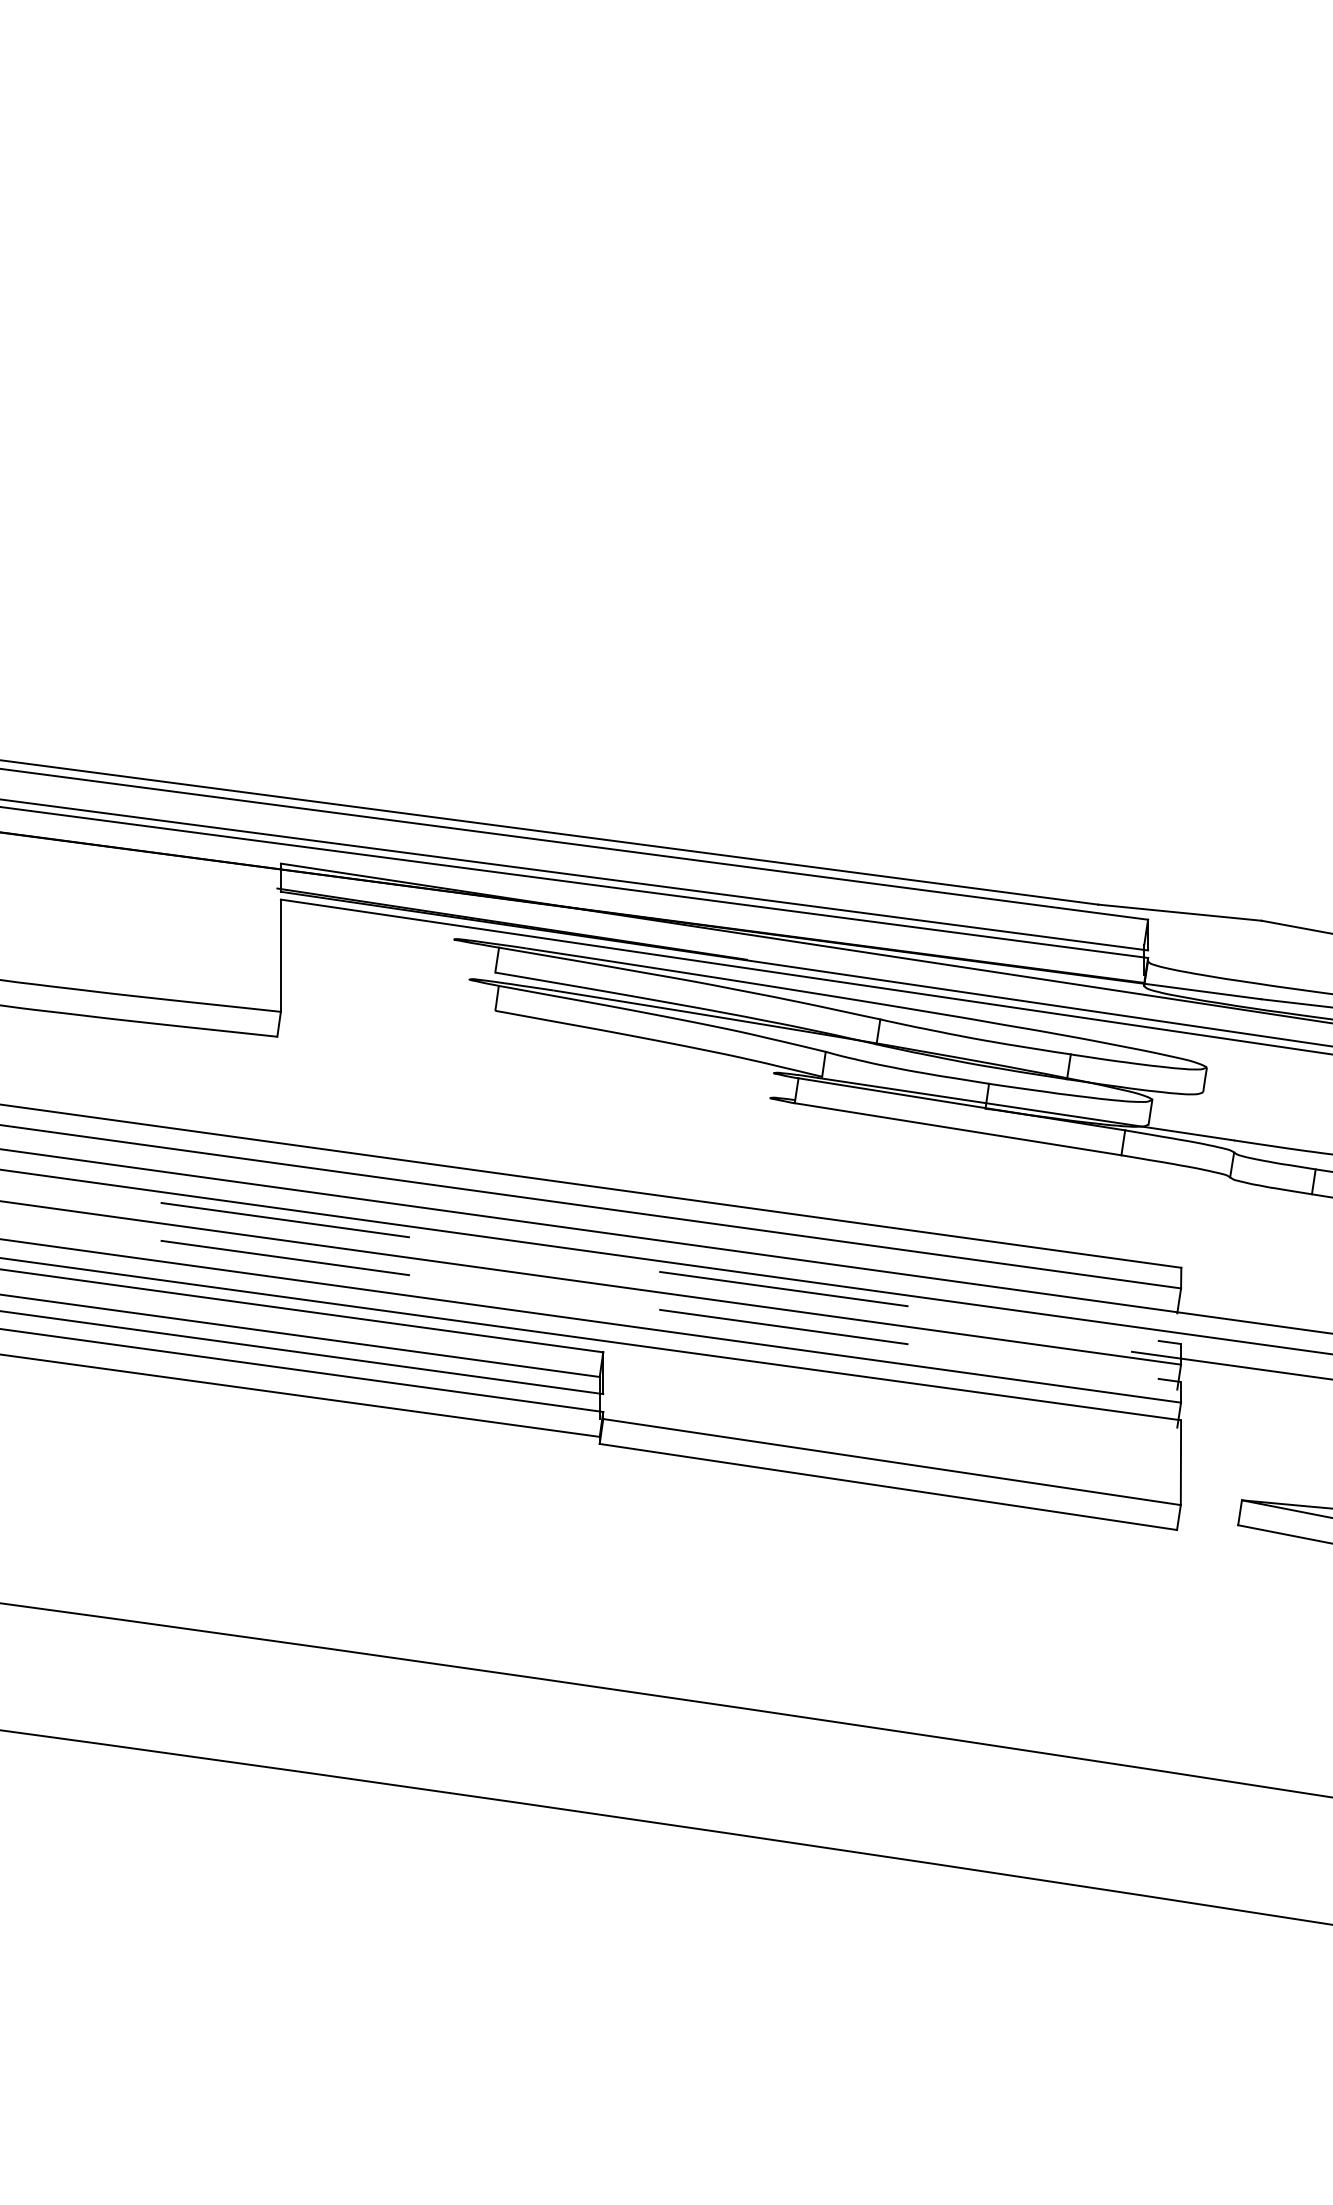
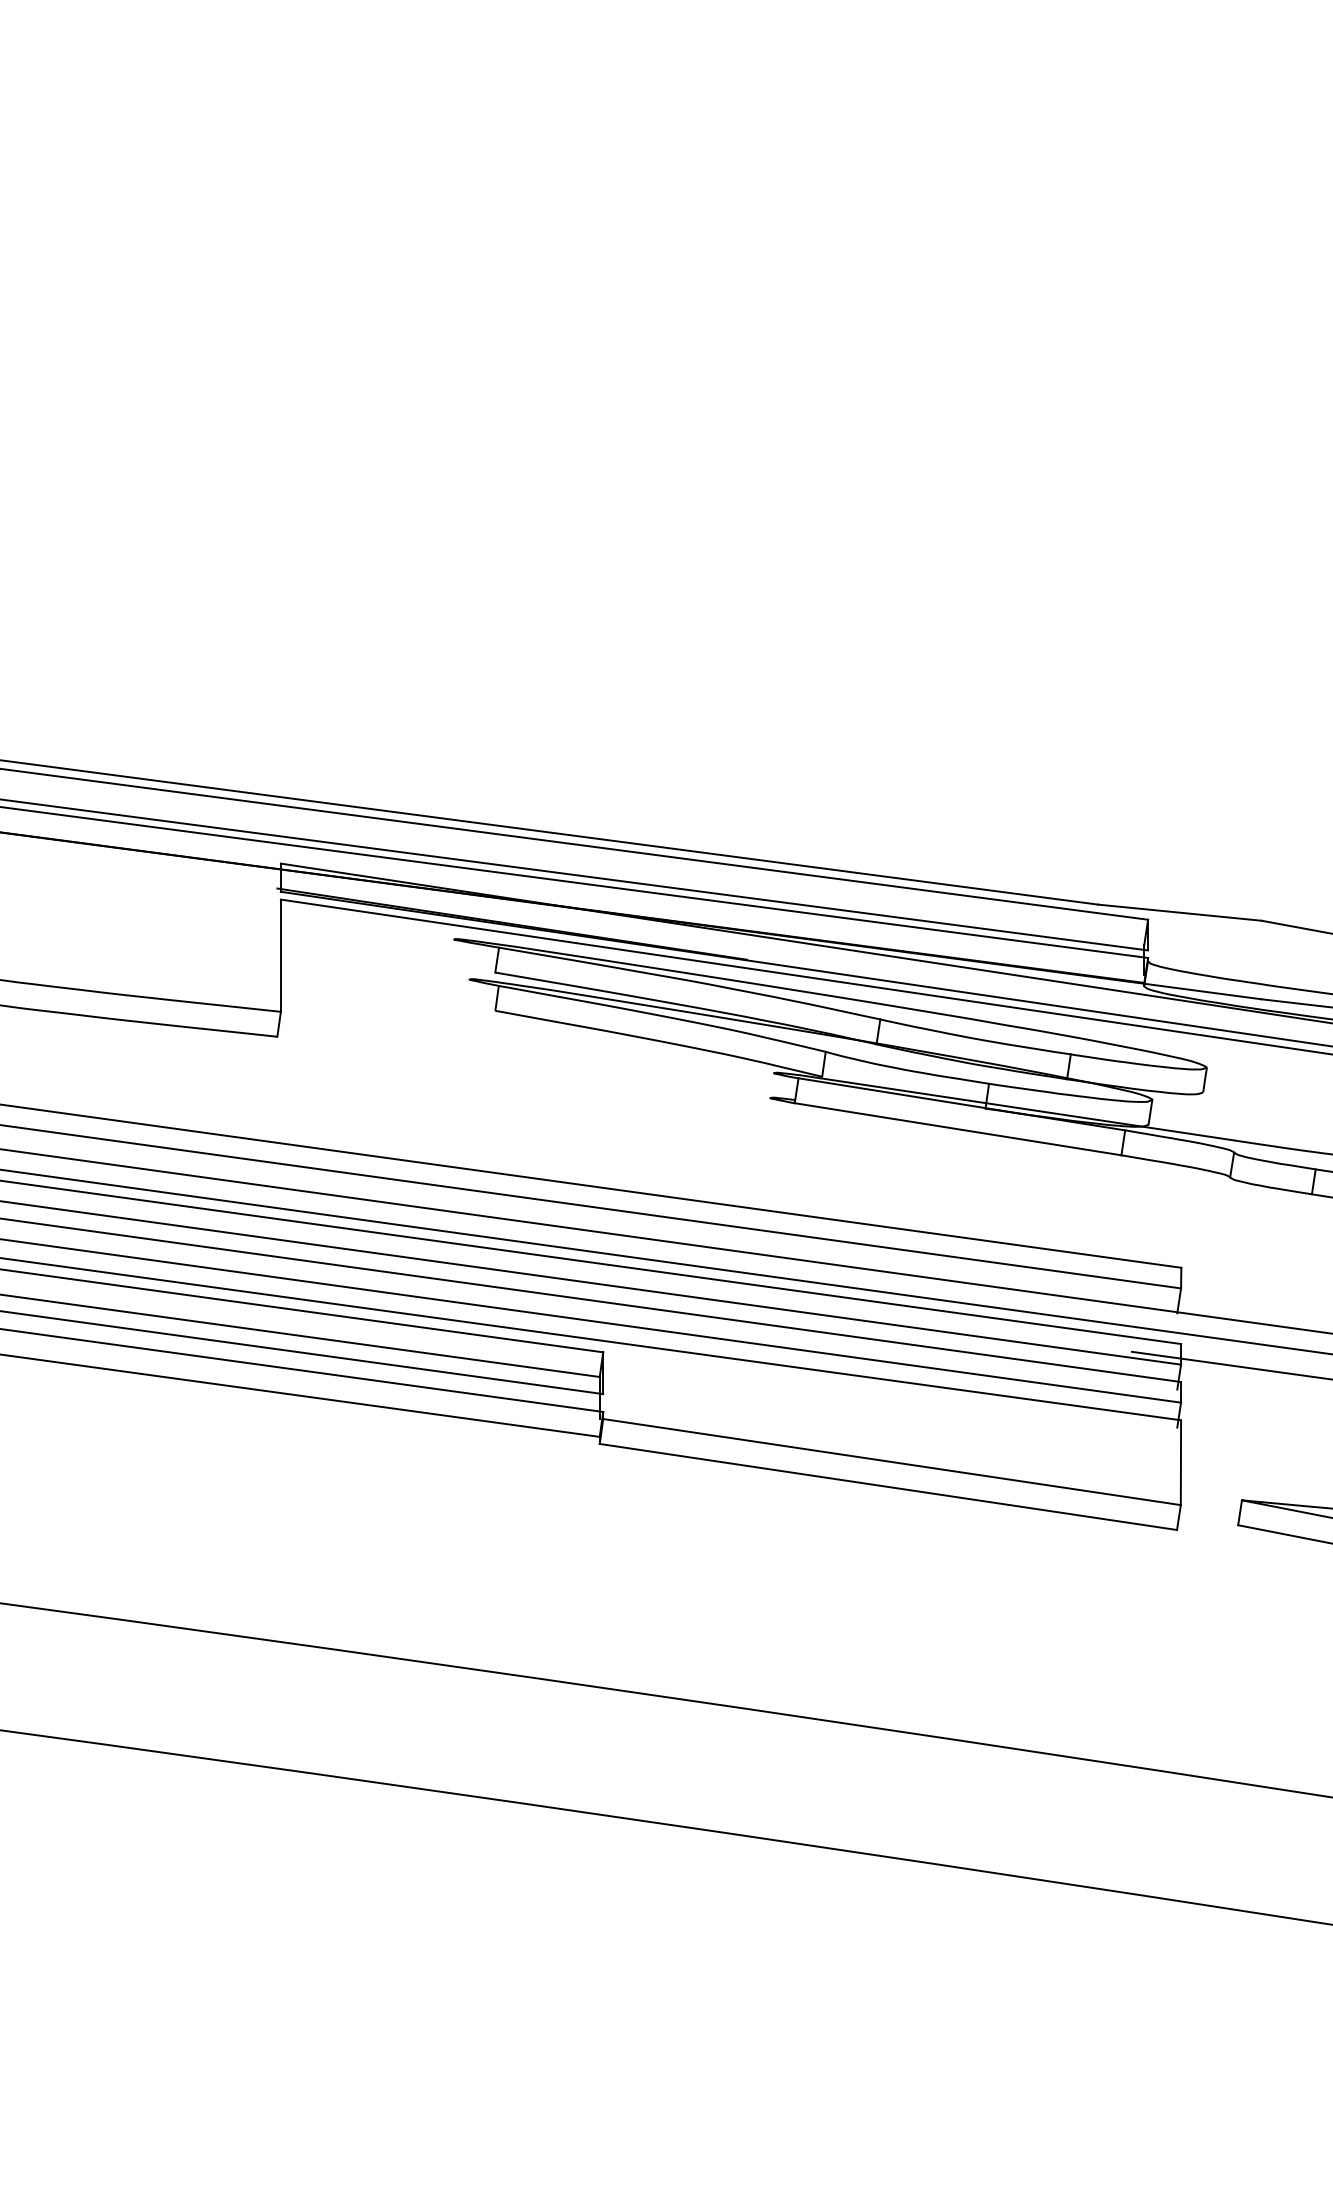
line: dashed -> solid (590, 1262)
line: dashed -> solid (590, 1300)
